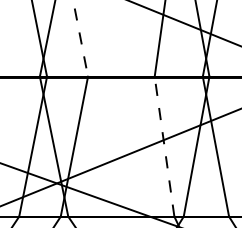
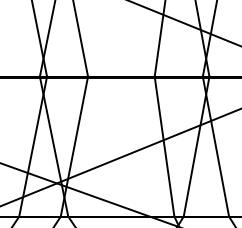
line: dashed -> solid (80, 38)
line: dashed -> solid (164, 146)
